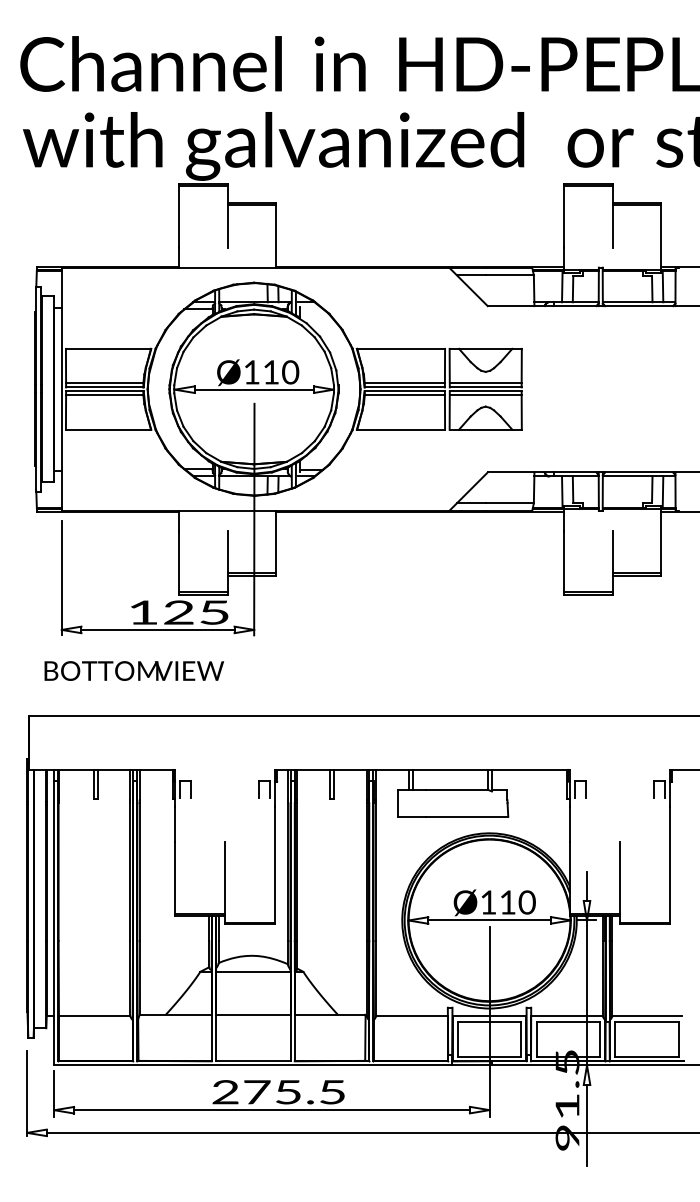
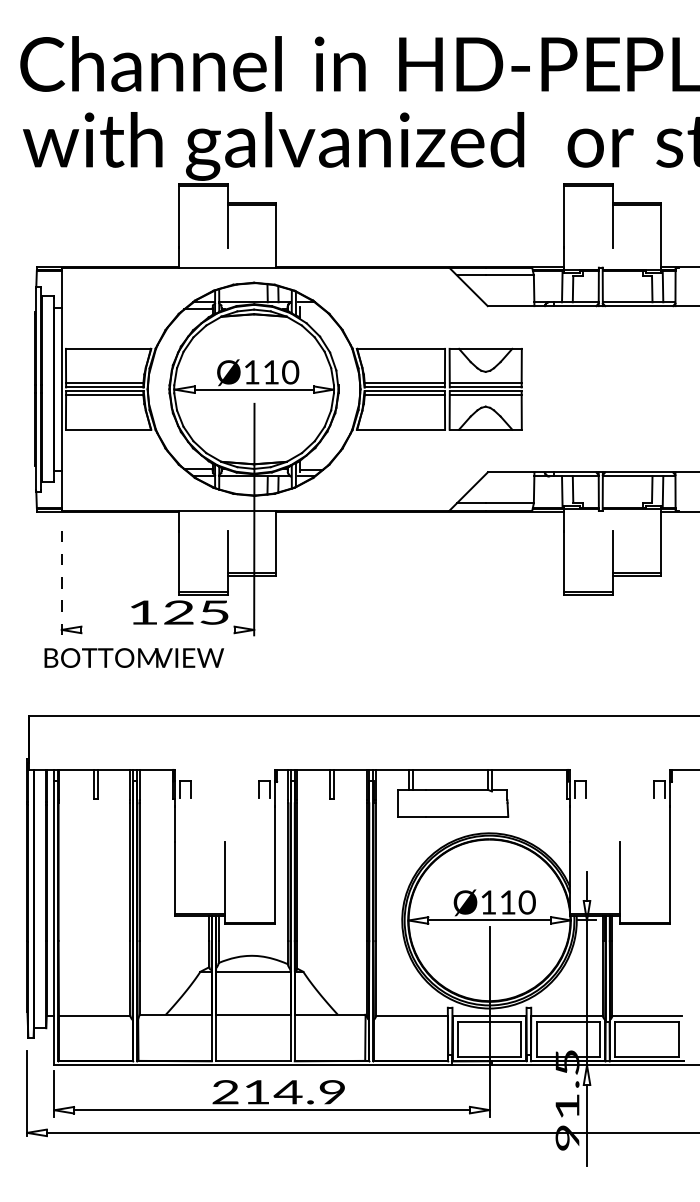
line: solid -> dashed (61, 578)
line: present -> none (157, 629)
text position: (134, 670) -> (134, 657) (134, 657)
text: 275.5 -> 214.9 (294, 1092)
